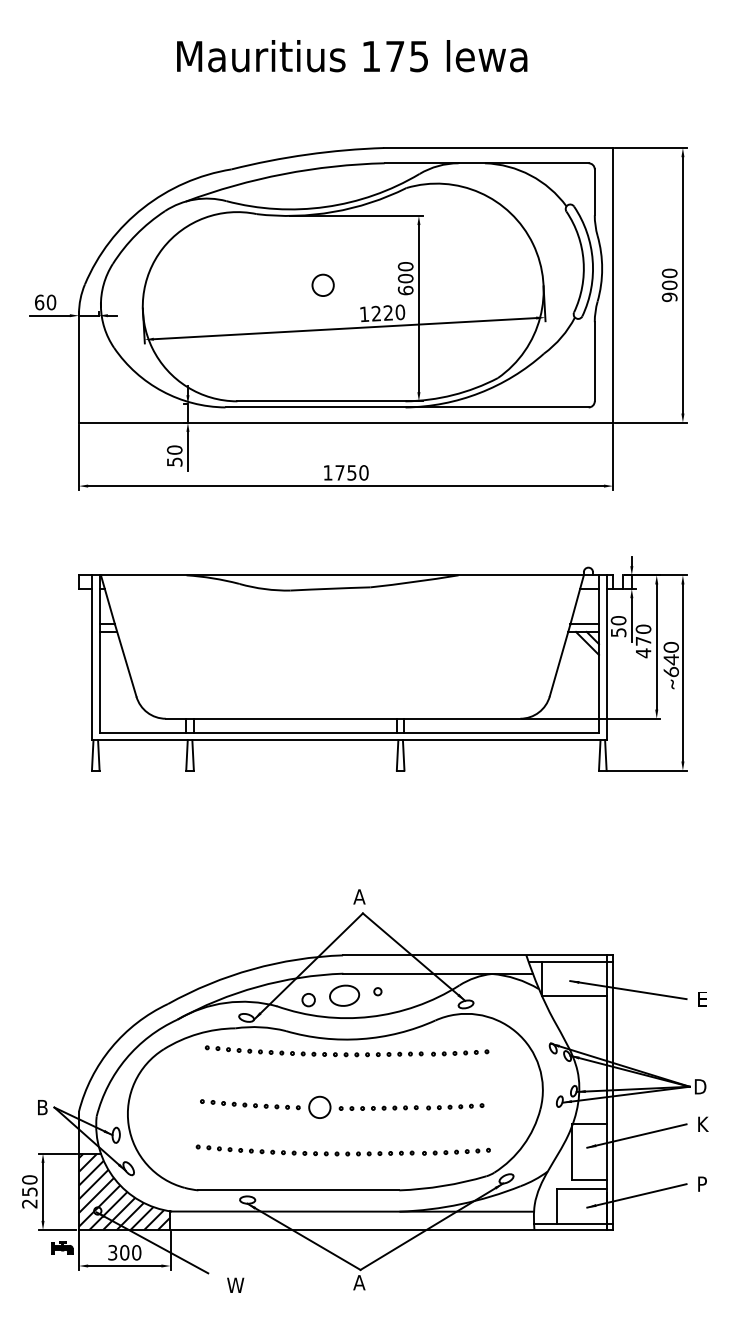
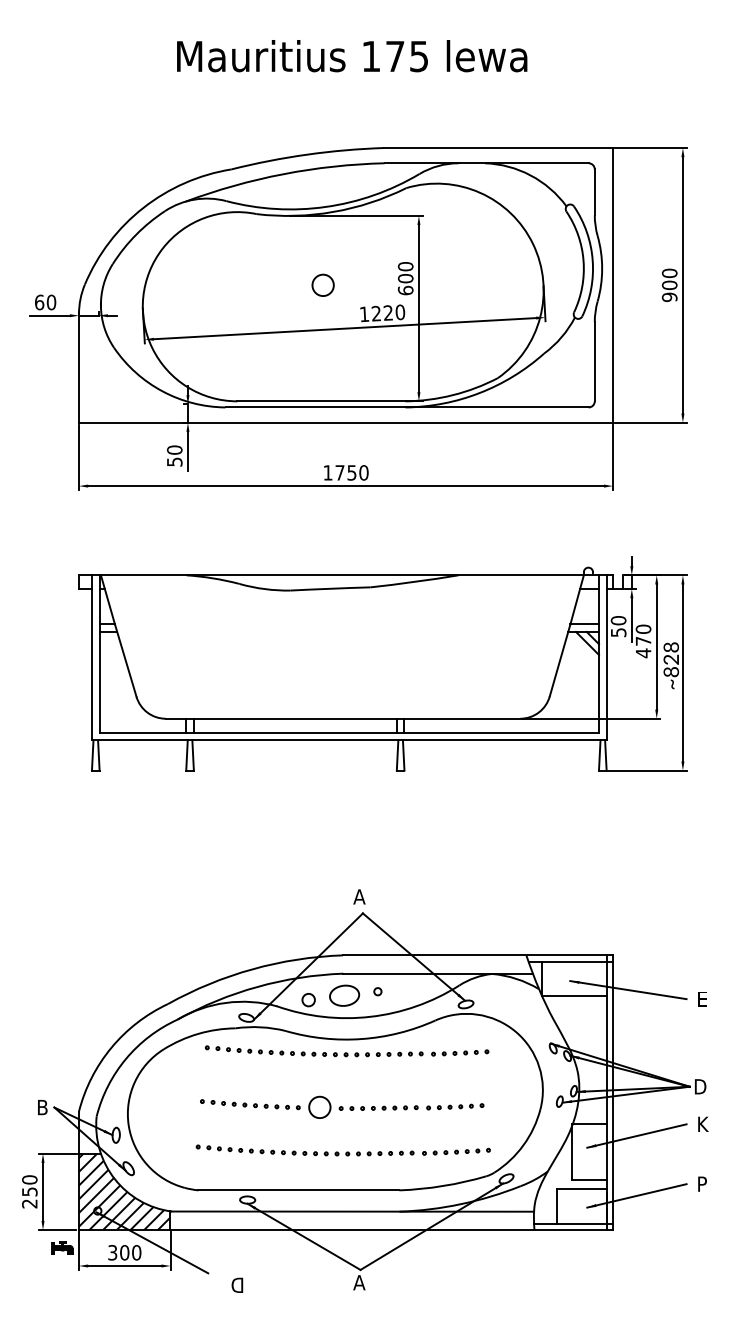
text: ~640 -> ~828 (670, 659)
text: W -> D (235, 1284)
